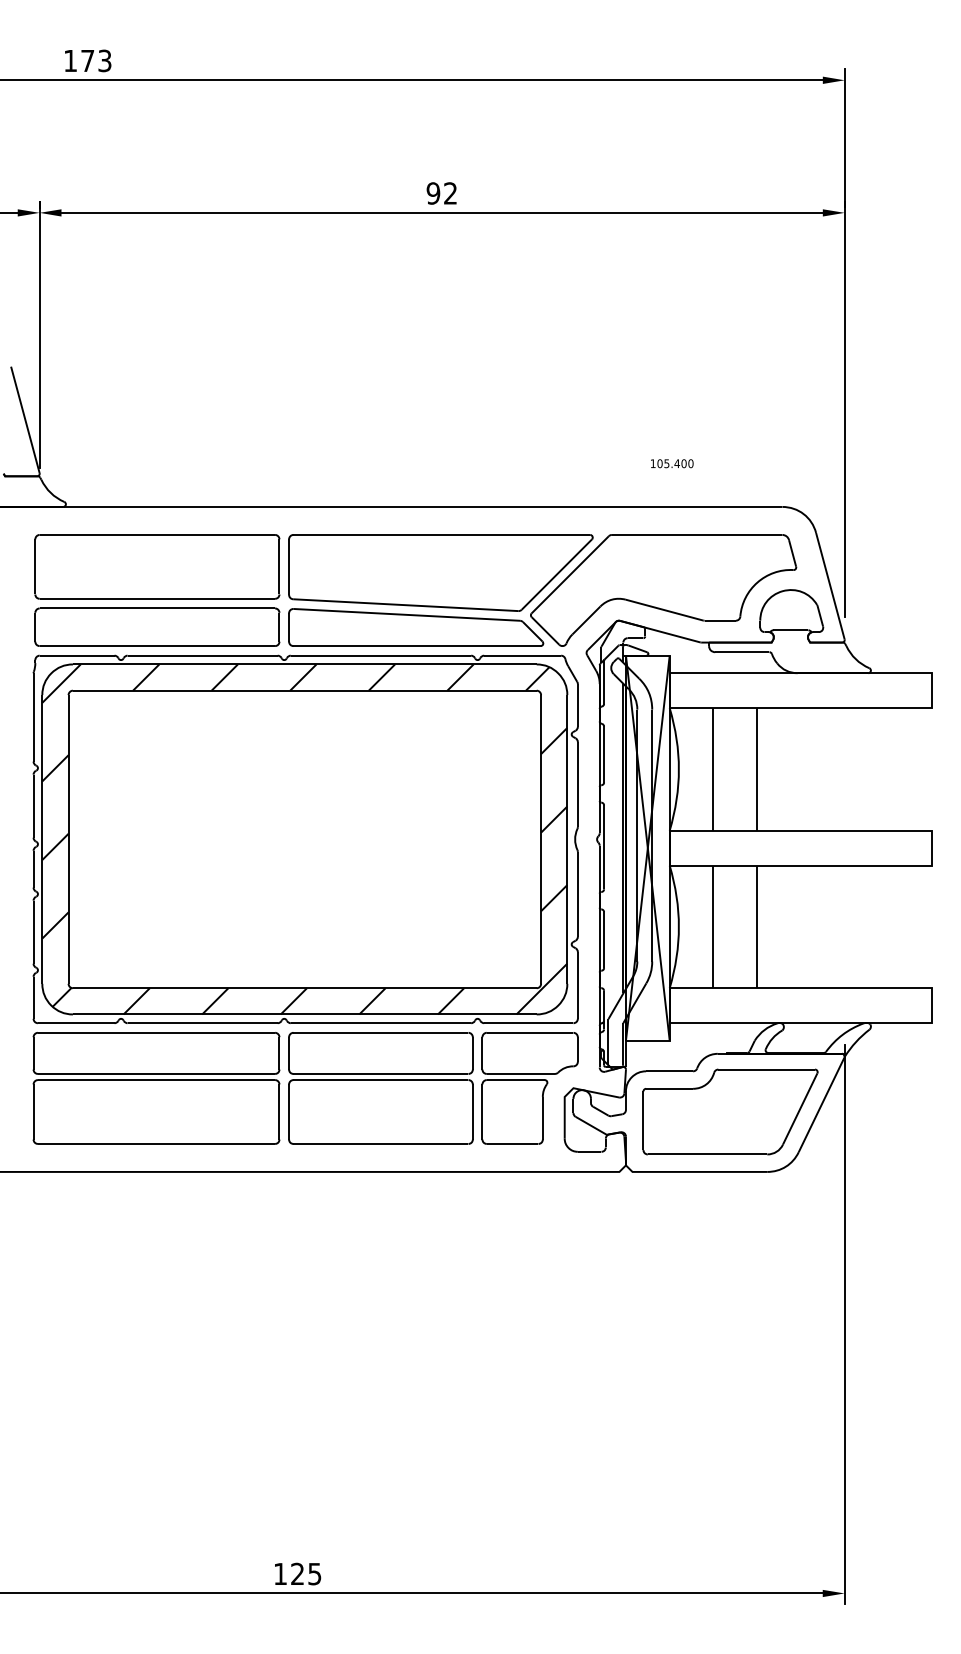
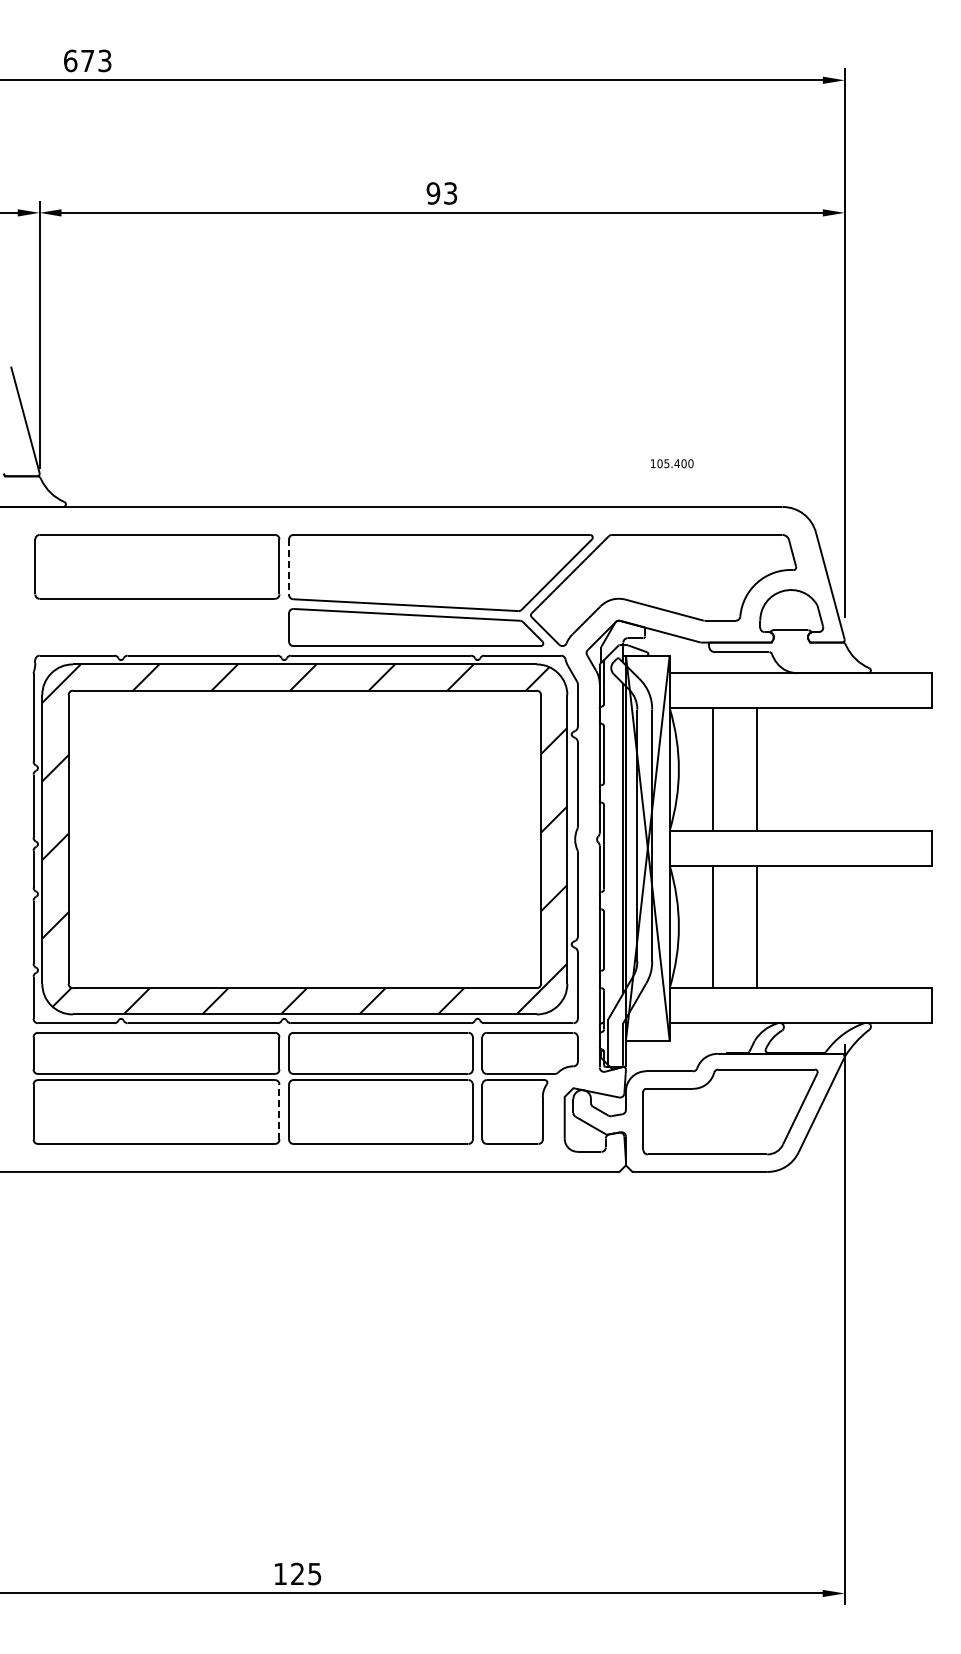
text: 173 -> 673 (70, 60)
text: 92 -> 93 (450, 193)
line: solid -> dashed (289, 567)
part: present -> none (157, 626)
line: solid -> dashed (279, 1112)
